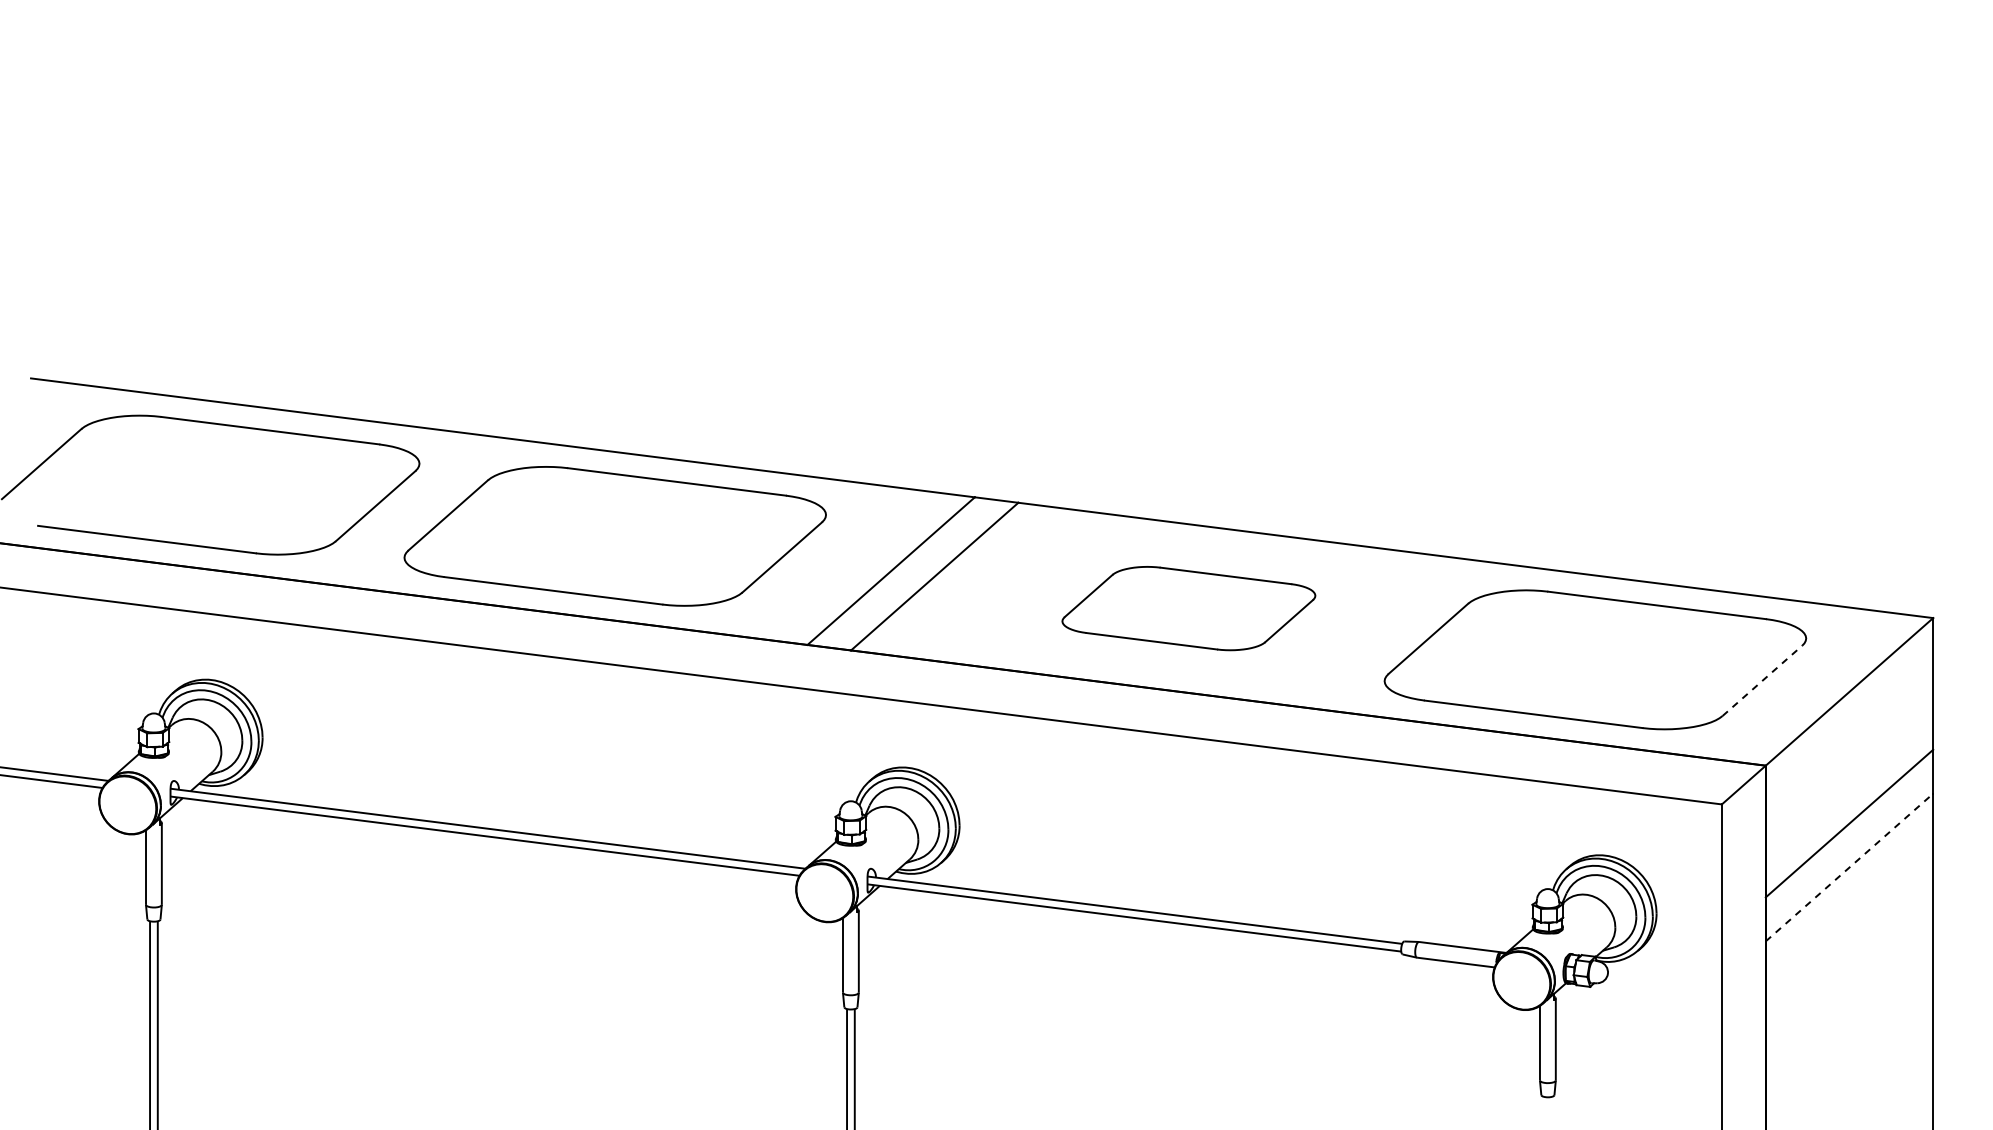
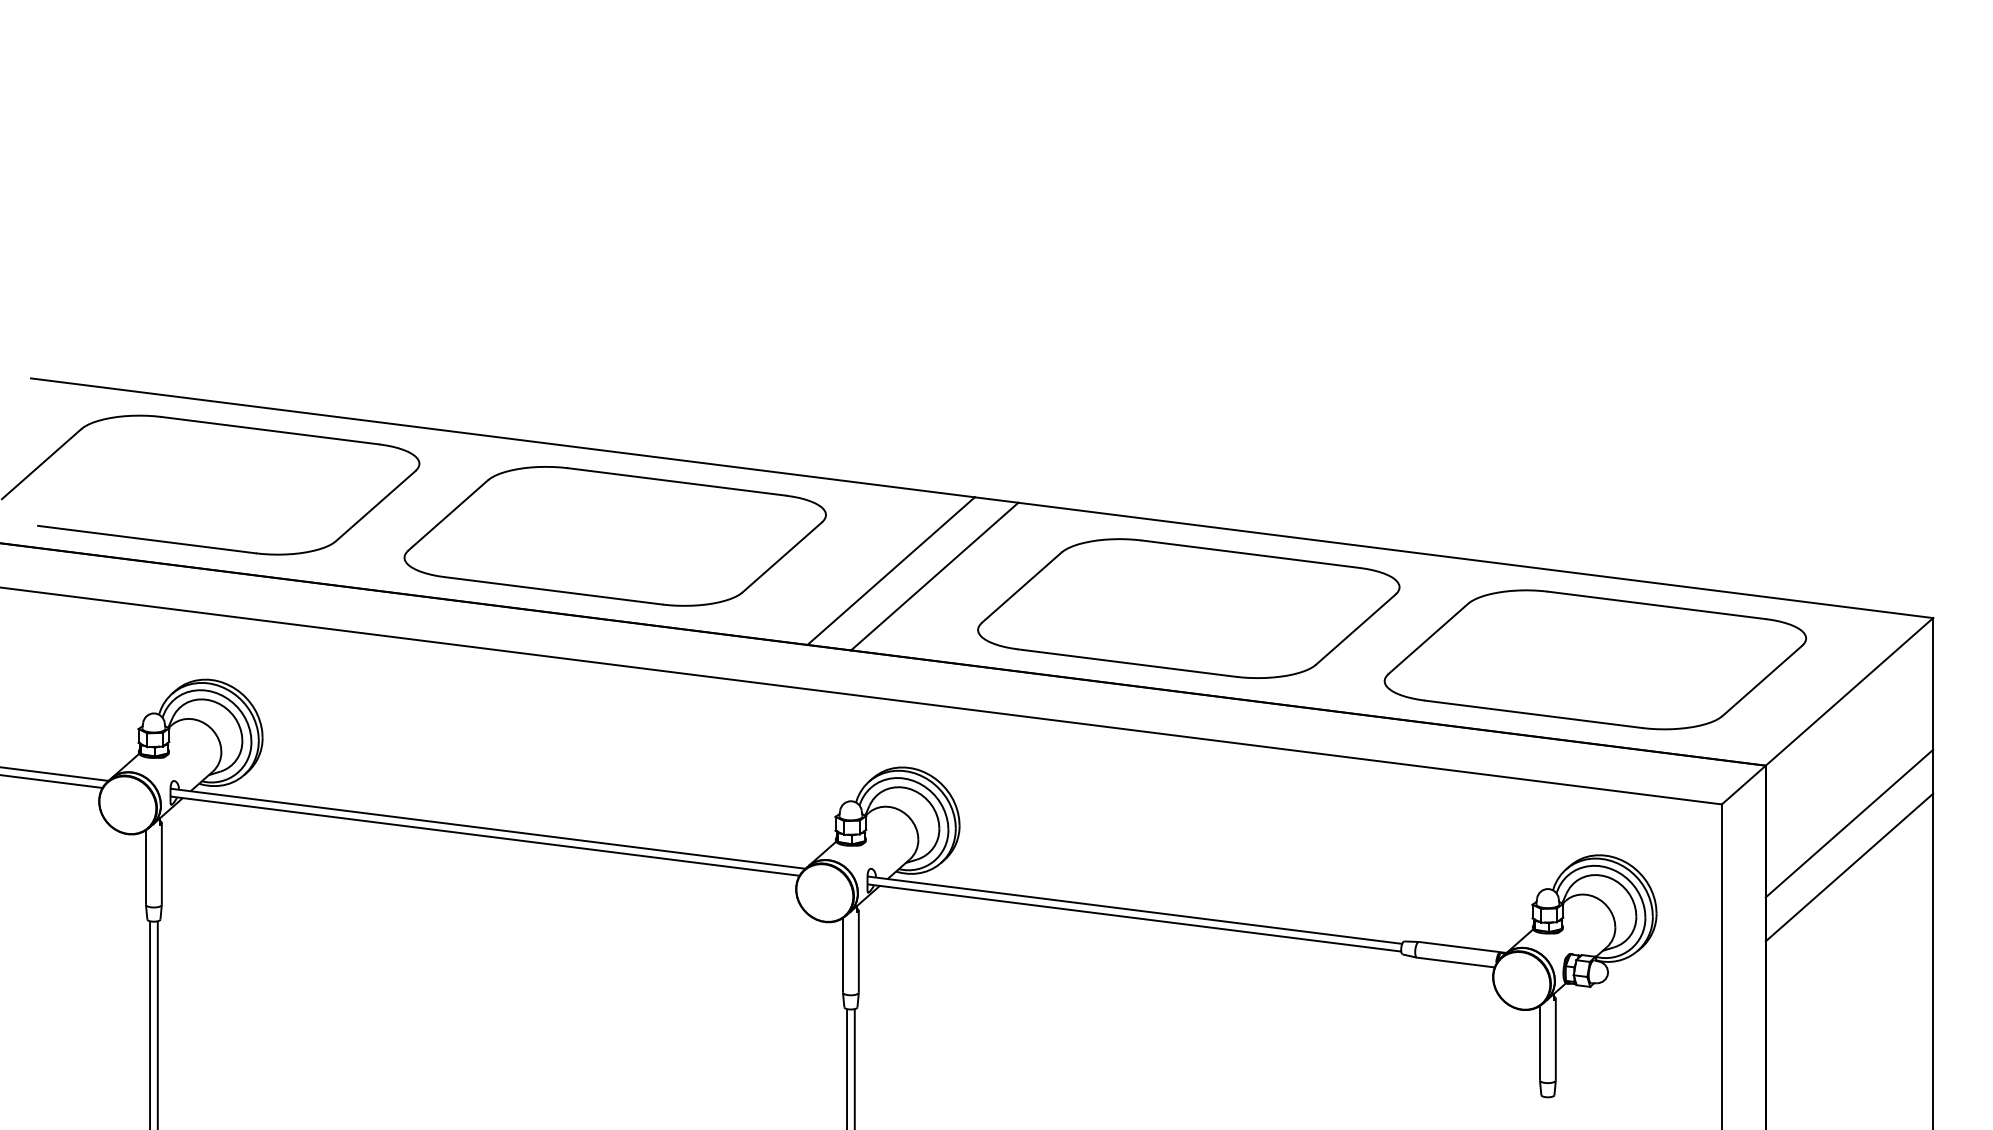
part size: 256x86 px -> 424x141 px (1188, 608)
line: dashed -> solid (1762, 680)
line: dashed -> solid (1849, 867)
